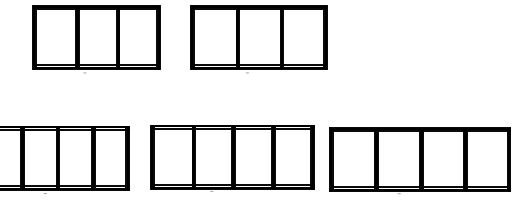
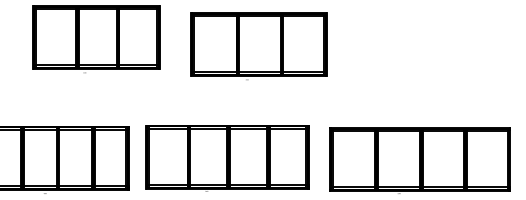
part position: (258, 39) -> (258, 46) (258, 46)
part position: (232, 158) -> (227, 158) (227, 158)
